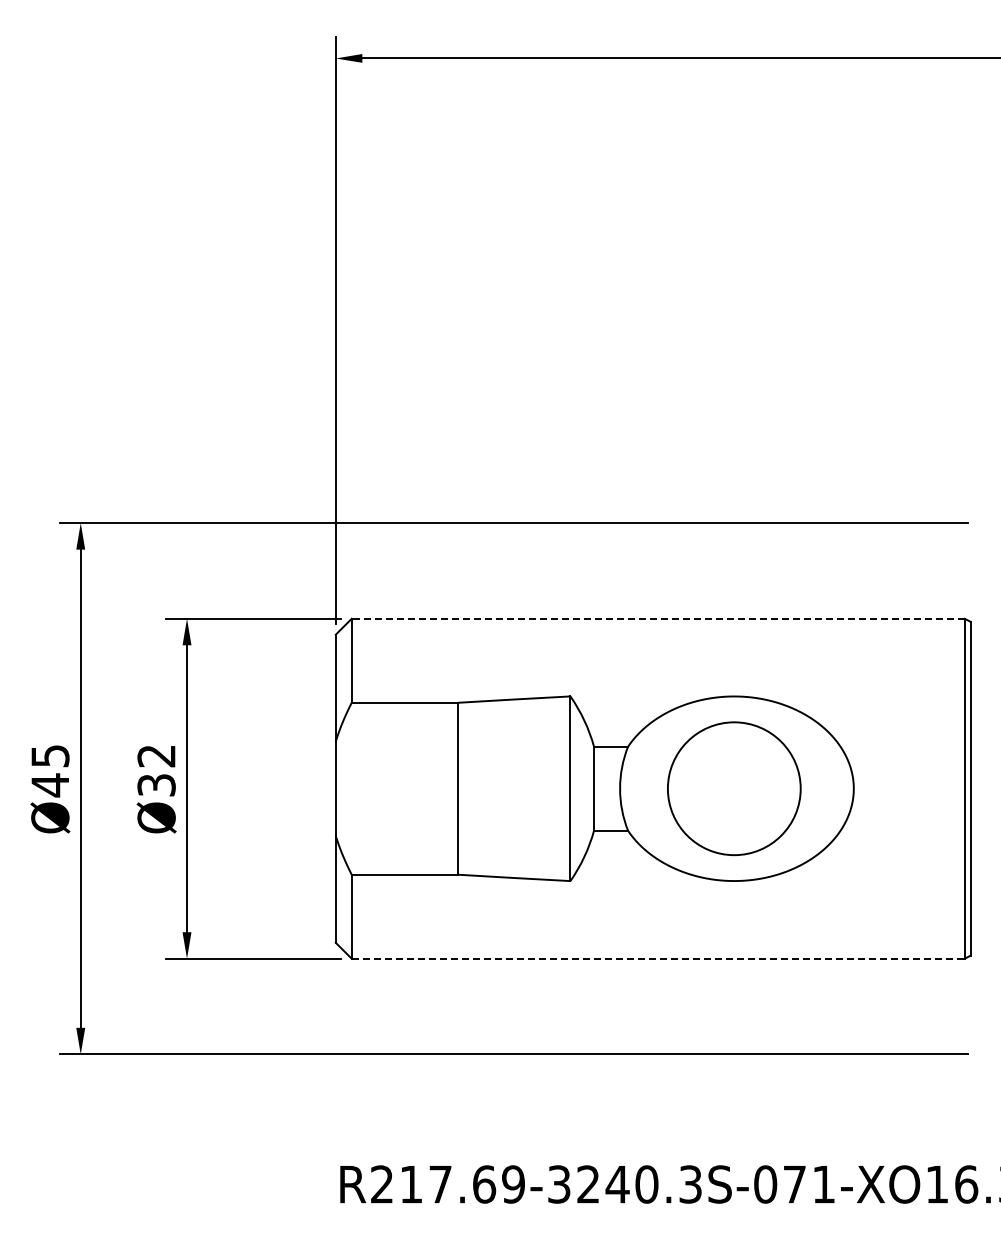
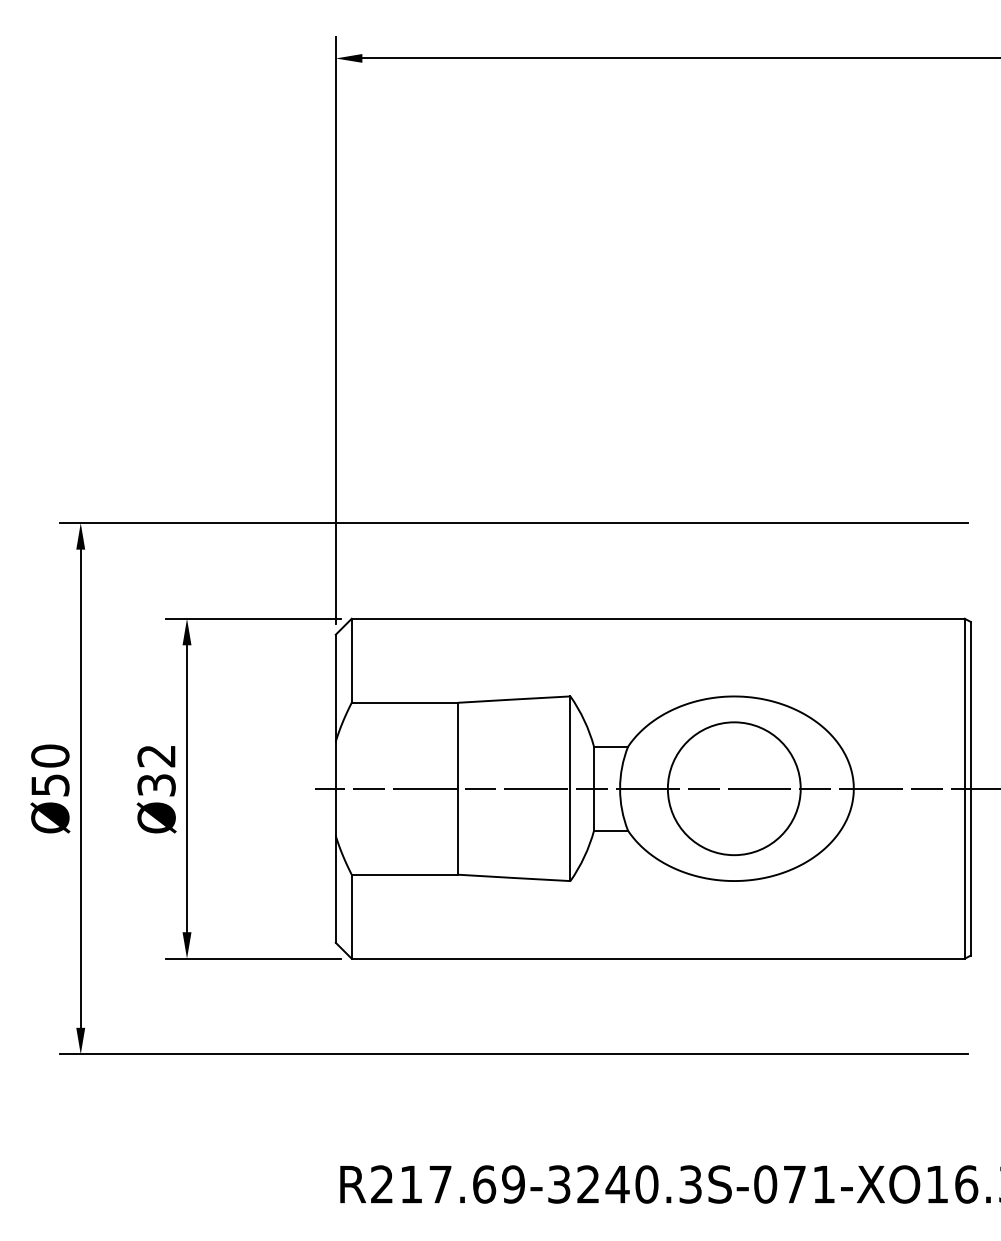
line: dashed -> solid (658, 618)
text: Ø45 -> Ø50 (50, 770)
line: none -> present (655, 788)
line: dashed -> solid (658, 958)
